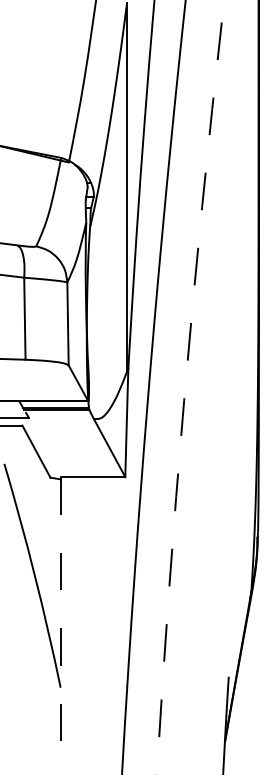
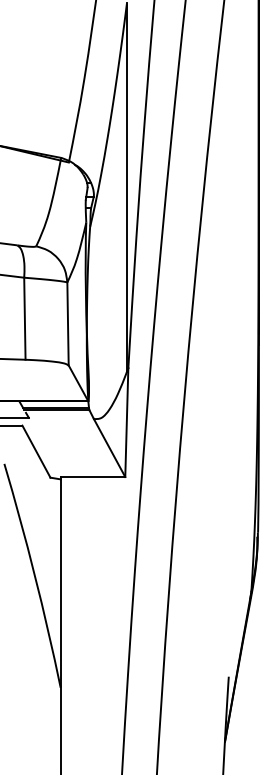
arc: dashed -> solid (185, 387)
line: dashed -> solid (60, 625)
